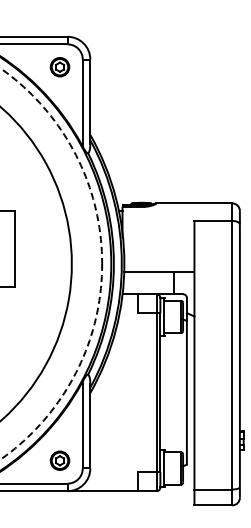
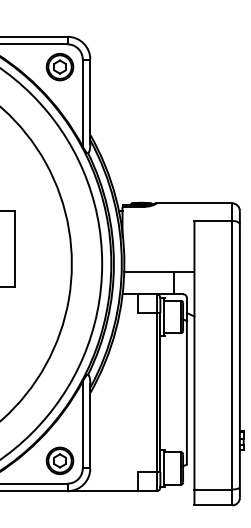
part size: 22x21 px -> 30x29 px (59, 67)
circle: dashed -> solid (51, 263)
part size: 22x21 px -> 30x29 px (59, 460)
